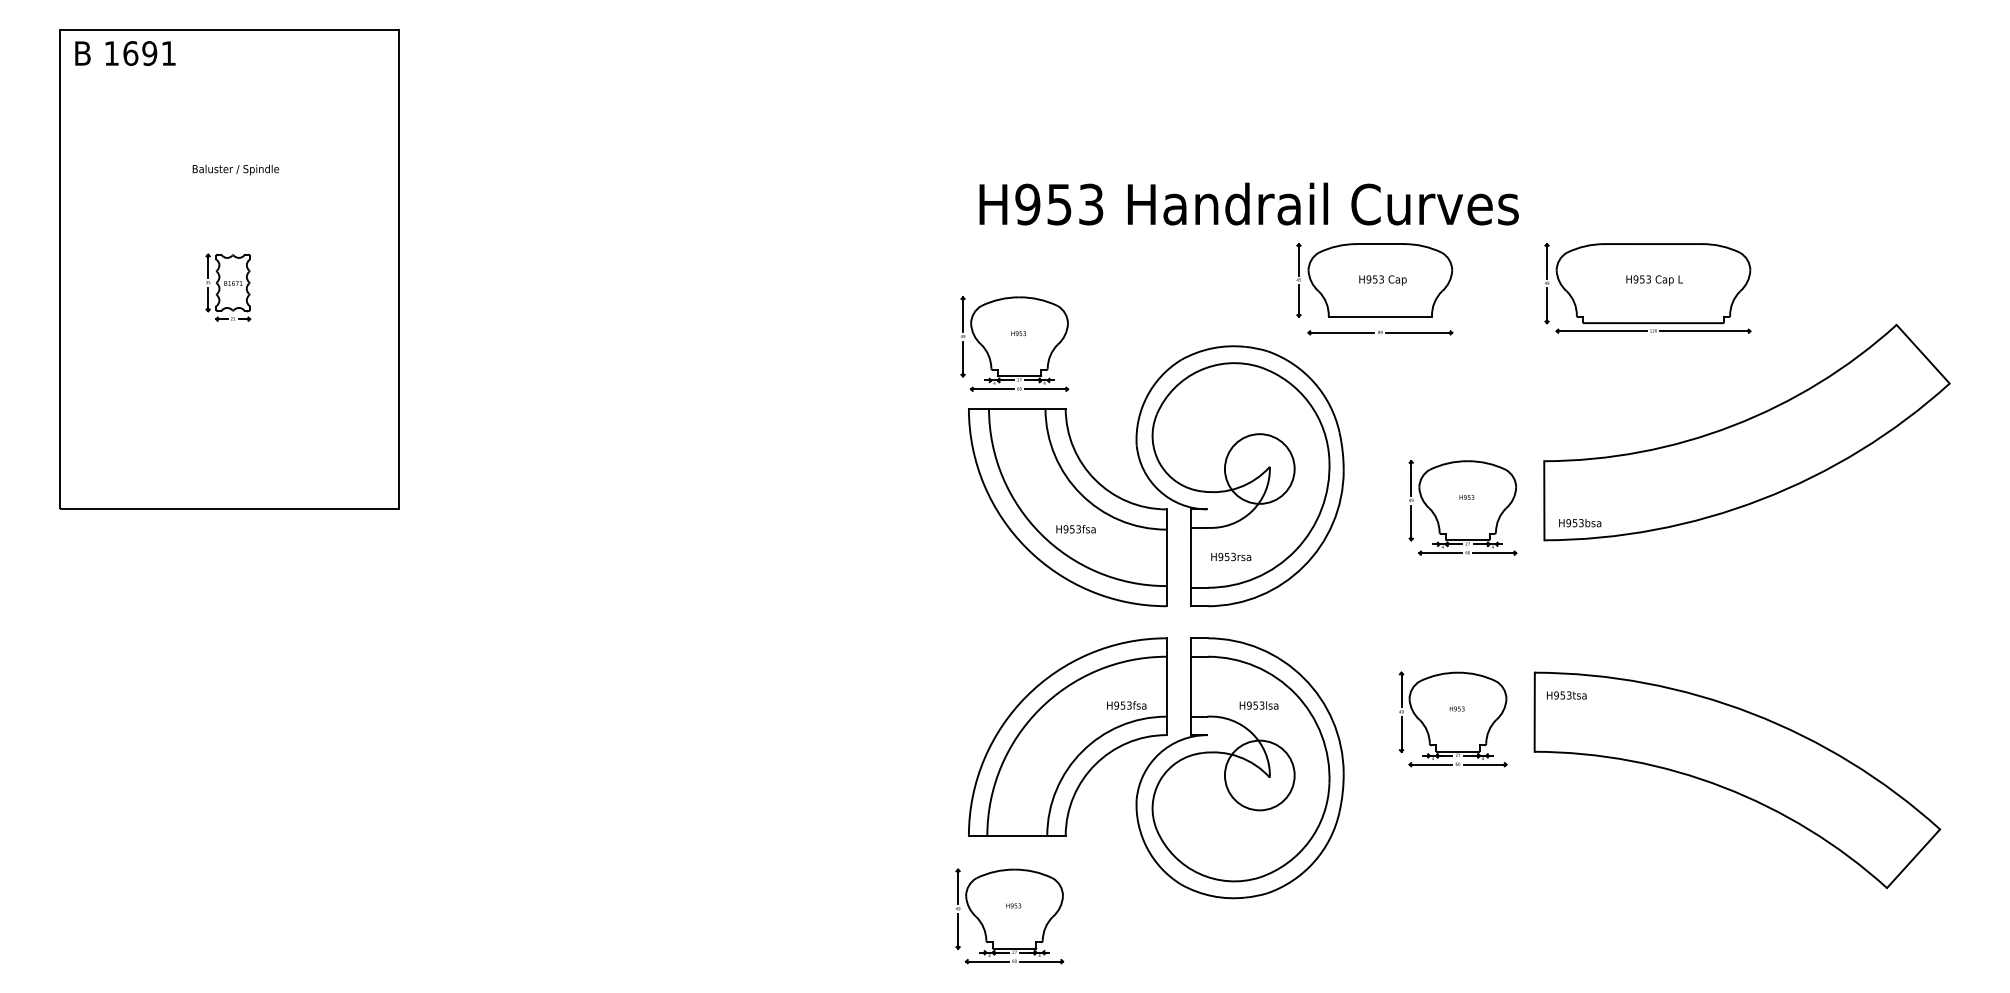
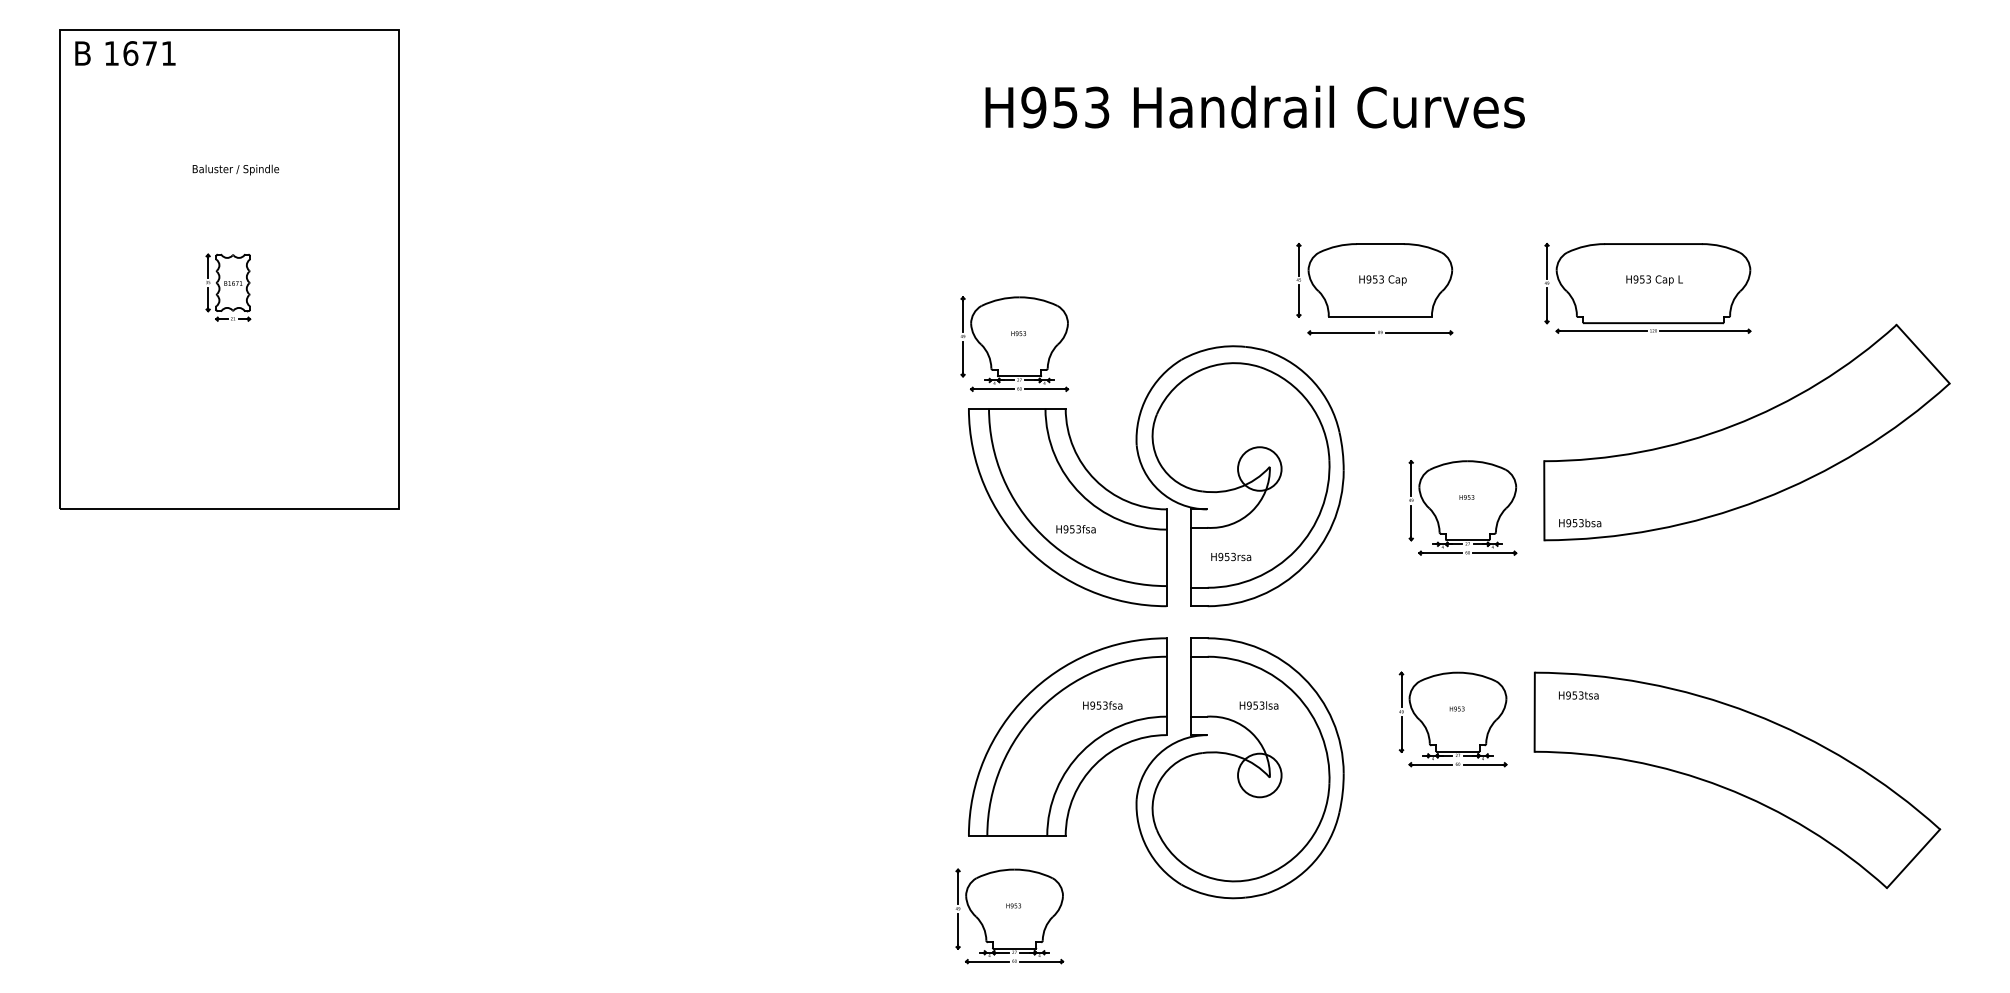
text: 1691 -> 1671 (149, 53)
text position: (1248, 203) -> (1254, 106) (1254, 106)
circle diameter: 70 px -> 44 px (1259, 468)
text position: (1566, 695) -> (1578, 695) (1578, 695)
text position: (1126, 705) -> (1102, 705) (1102, 705)
circle diameter: 70 px -> 44 px (1259, 775)
